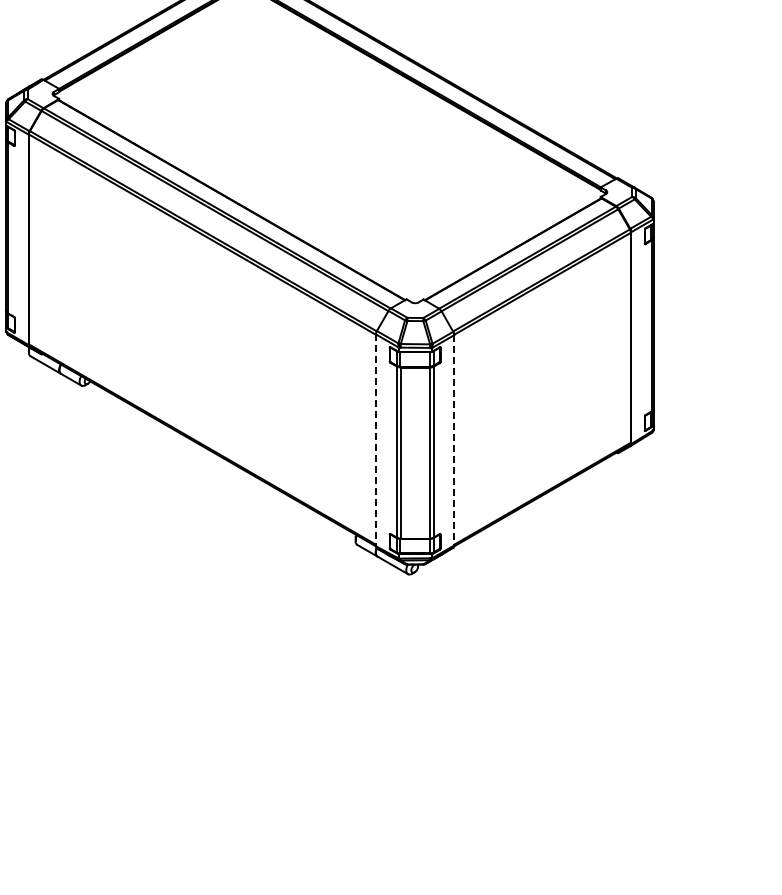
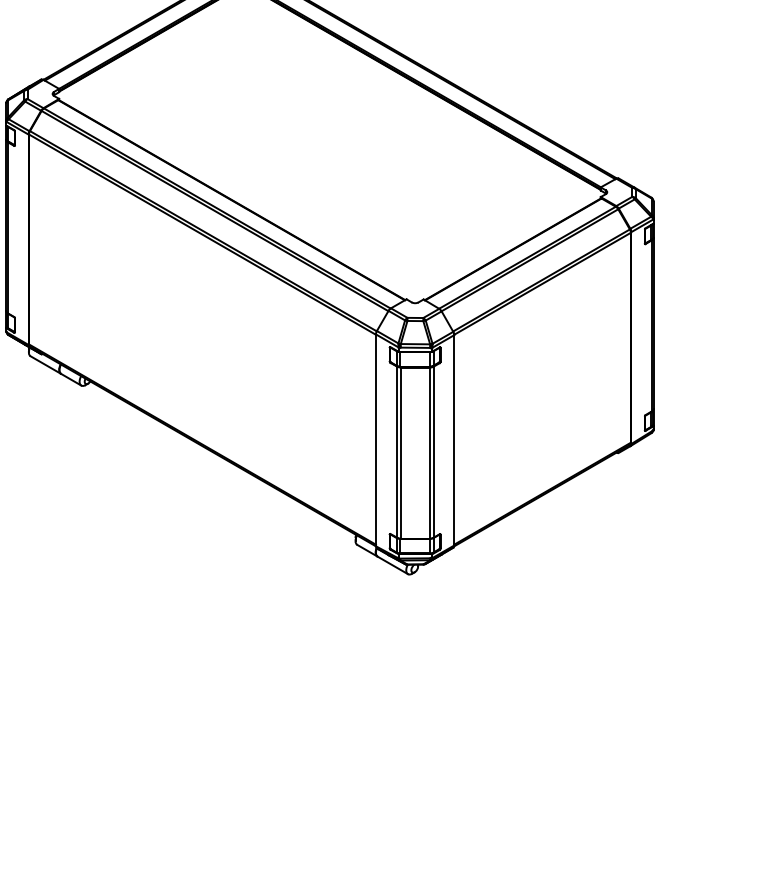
line: dashed -> solid (375, 440)
line: dashed -> solid (454, 440)
